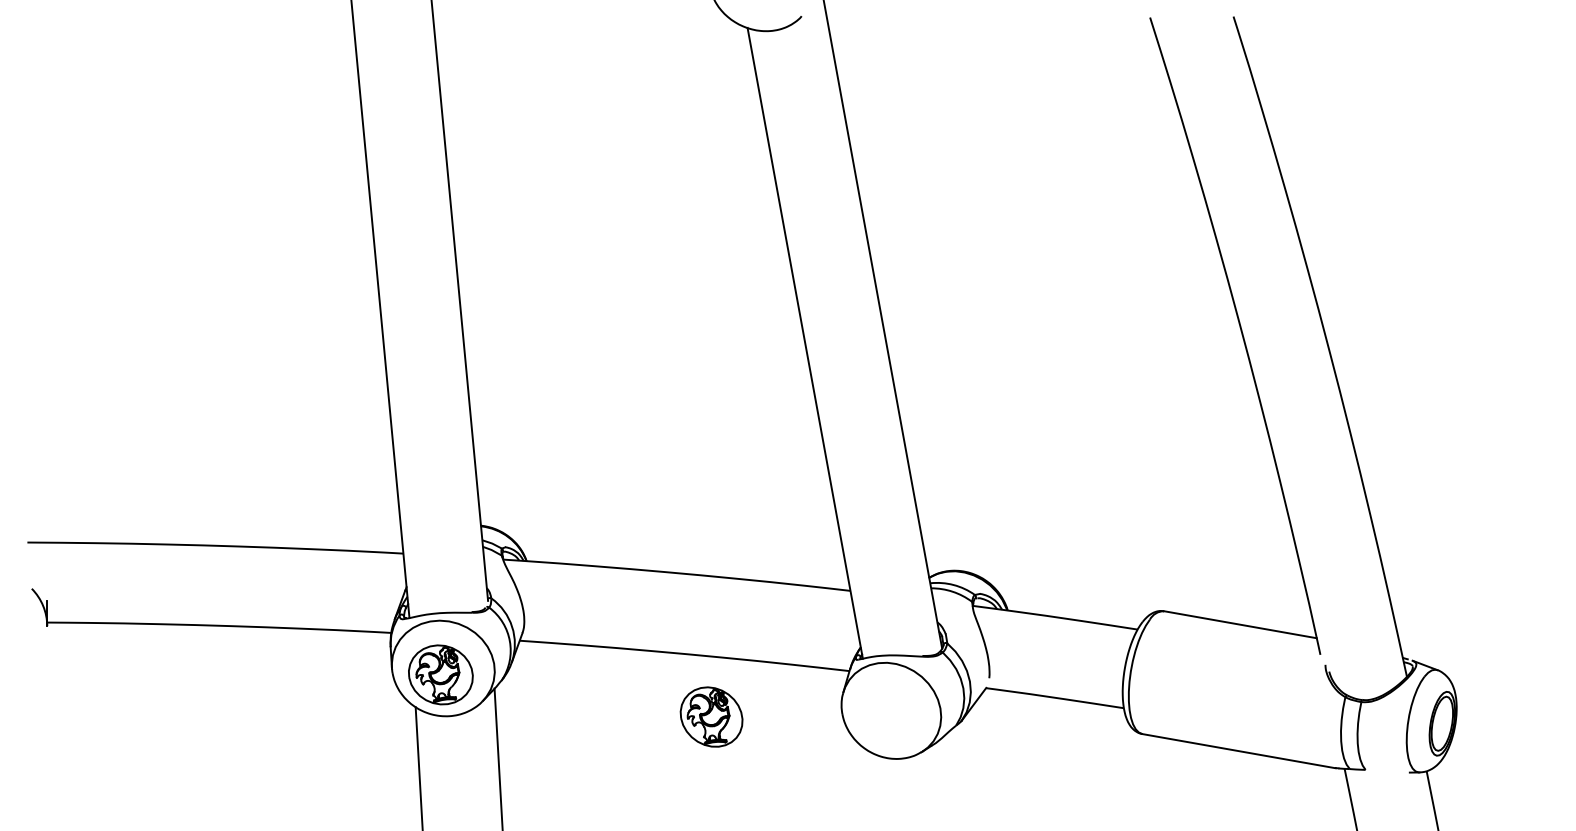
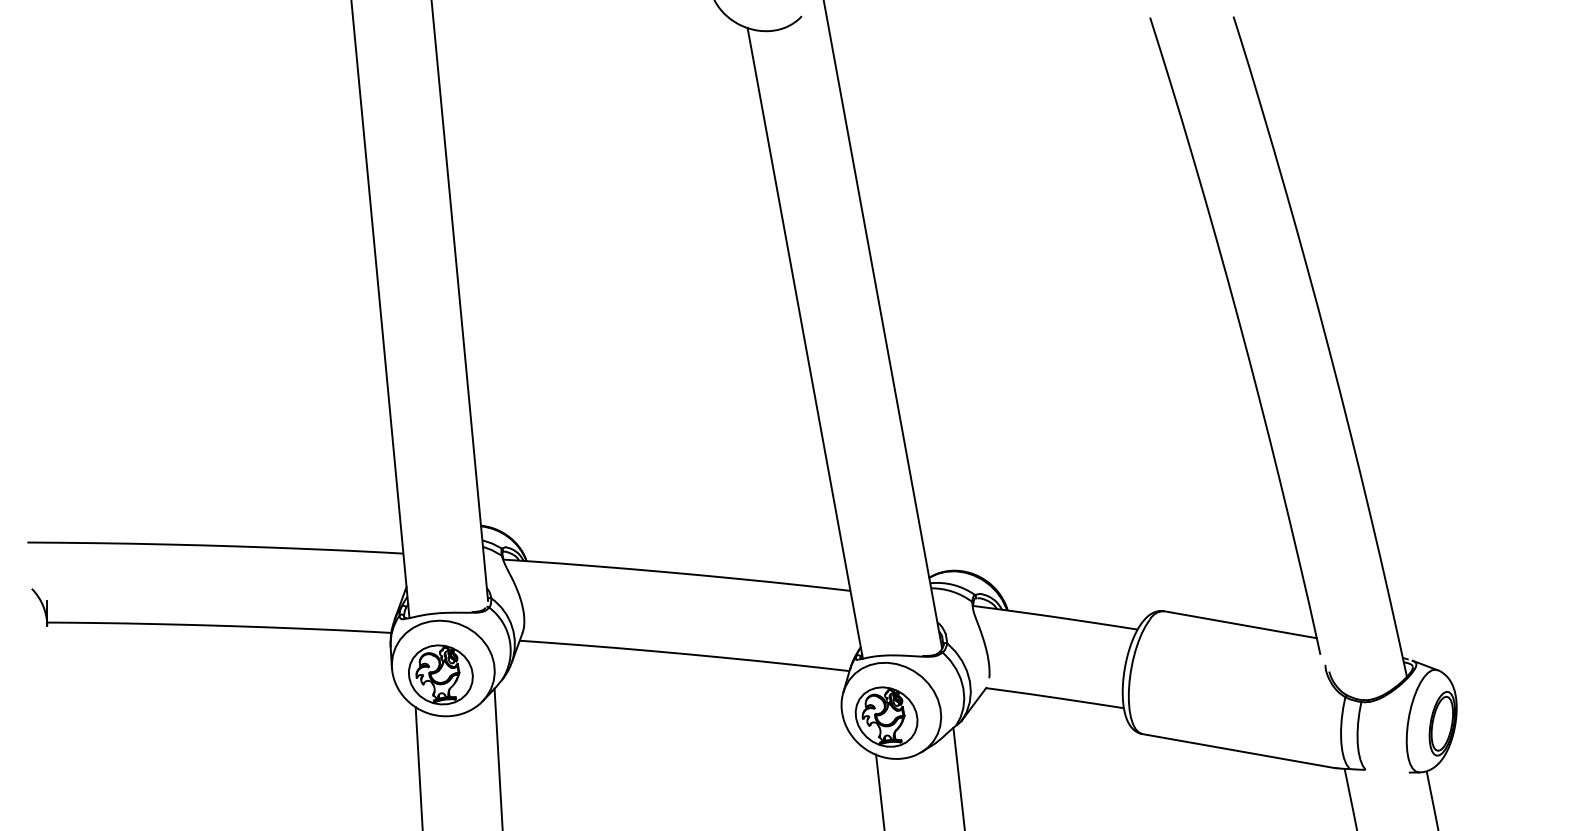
part position: (711, 716) -> (886, 716) (886, 716)
line: none -> present (958, 777)
line: none -> present (880, 790)
